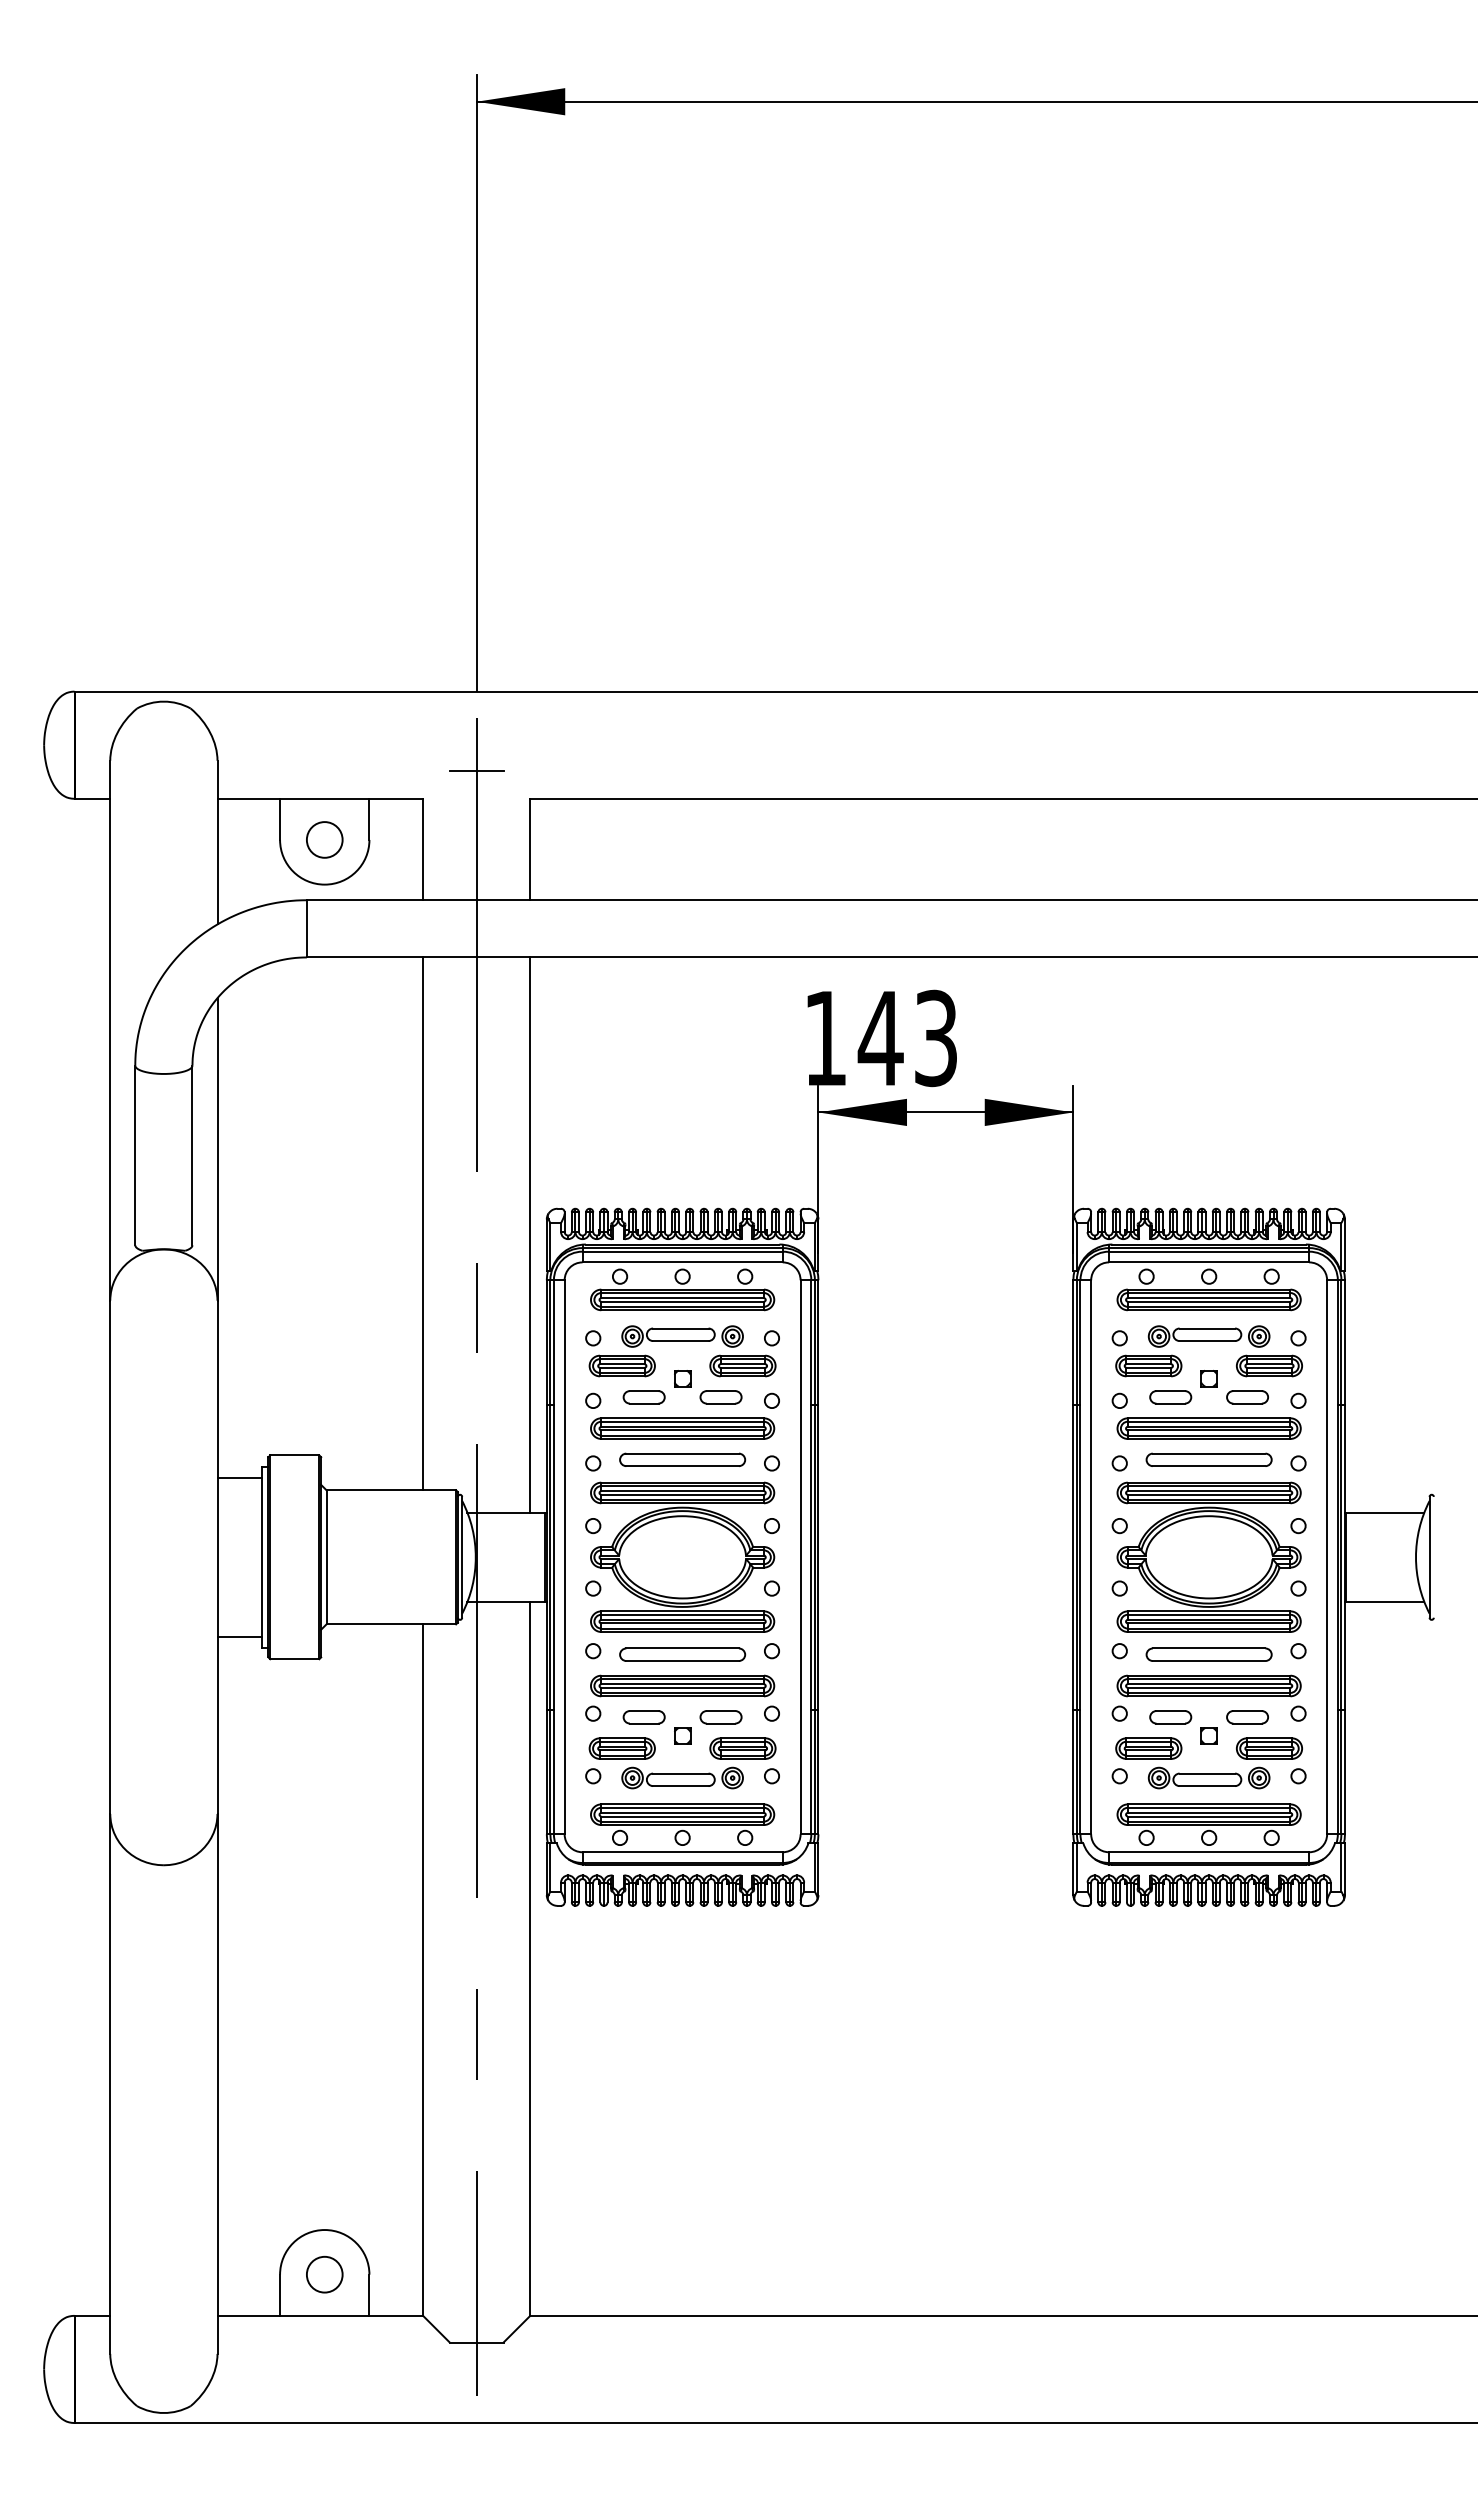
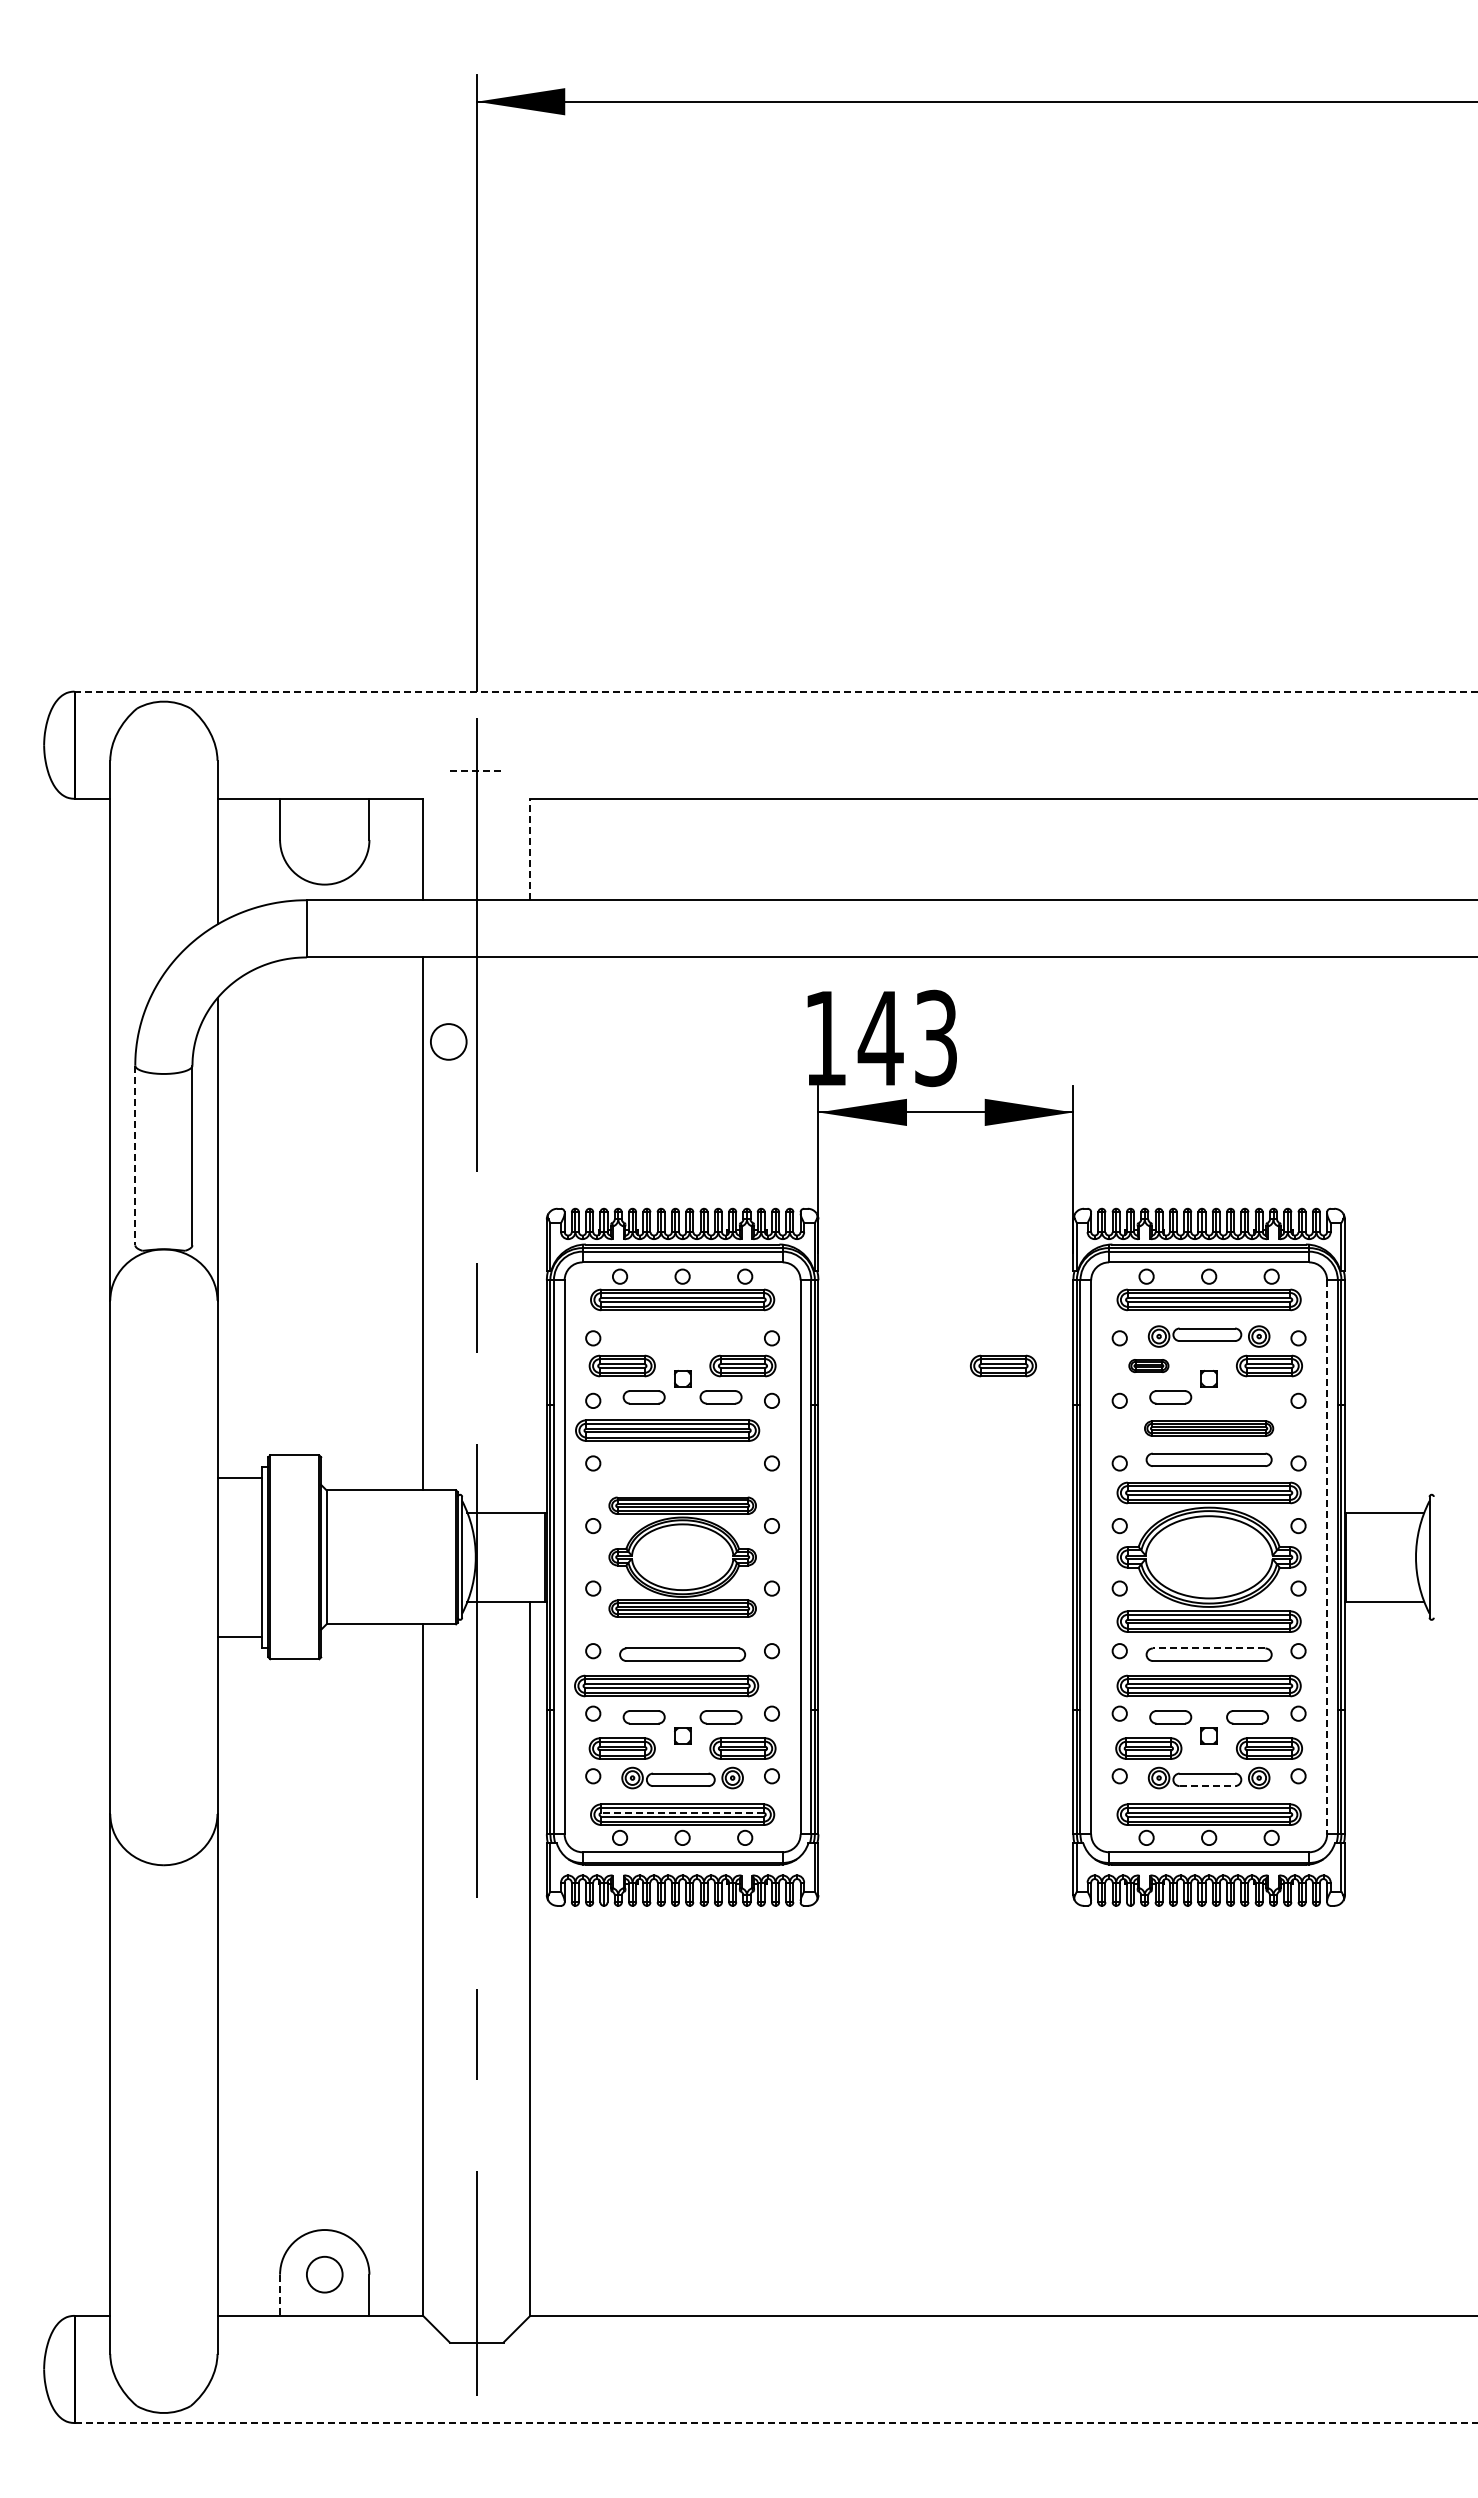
line: solid -> dashed (775, 691)
line: solid -> dashed (476, 771)
circle position: (324, 839) -> (448, 1041) (448, 1041)
line: solid -> dashed (530, 849)
line: solid -> dashed (135, 1155)
line: present -> none (530, 1234)
part: present -> none (682, 1336)
part: none -> present (1003, 1365)
part size: 68x24 px -> 42x14 px (1148, 1365)
part: present -> none (1247, 1397)
part position: (682, 1428) -> (667, 1430) (667, 1430)
part size: 186x23 px -> 131x17 px (1209, 1428)
part: present -> none (682, 1459)
part size: 186x152 px -> 149x122 px (682, 1556)
line: solid -> dashed (1327, 1557)
line: solid -> dashed (1208, 1648)
part position: (682, 1685) -> (666, 1685) (666, 1685)
line: solid -> dashed (1207, 1786)
line: solid -> dashed (682, 1812)
line: solid -> dashed (280, 2295)
line: solid -> dashed (776, 2423)
